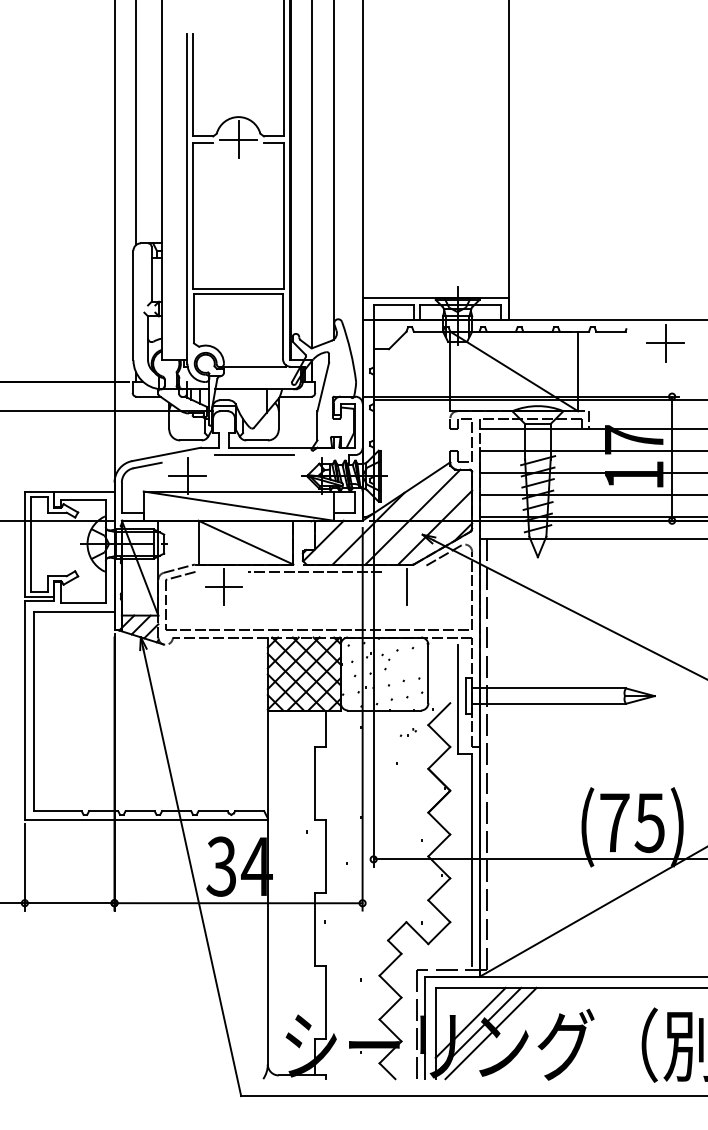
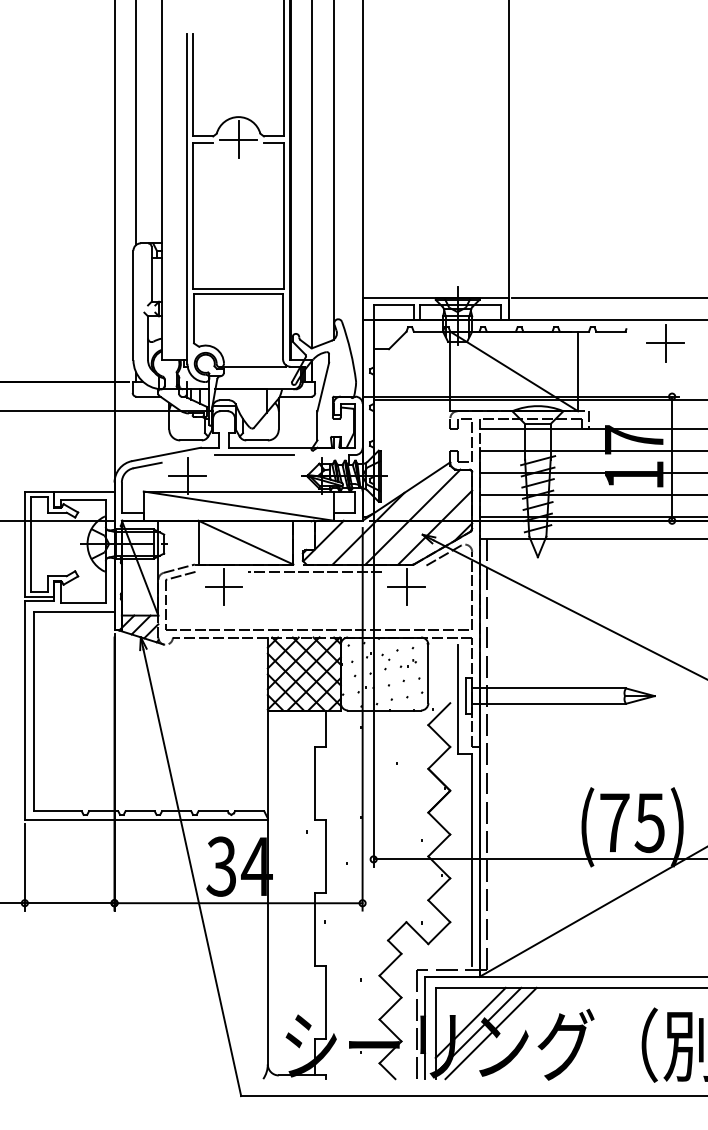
line: none -> present (608, 298)
line: none -> present (406, 587)
part position: (407, 732) -> (407, 663) (407, 663)
